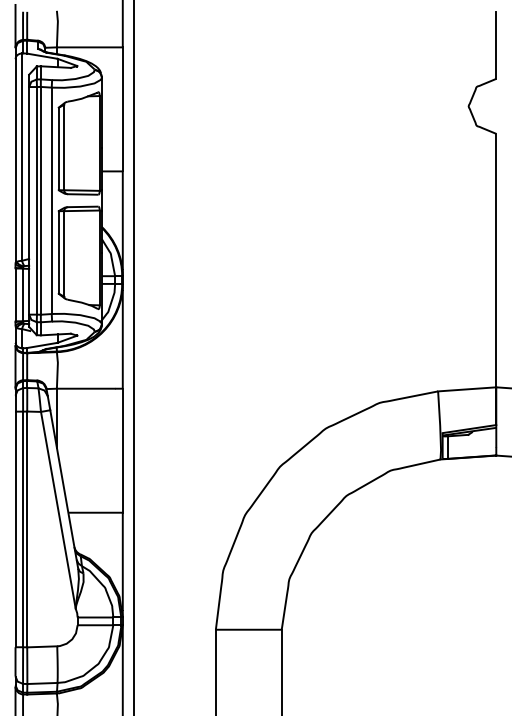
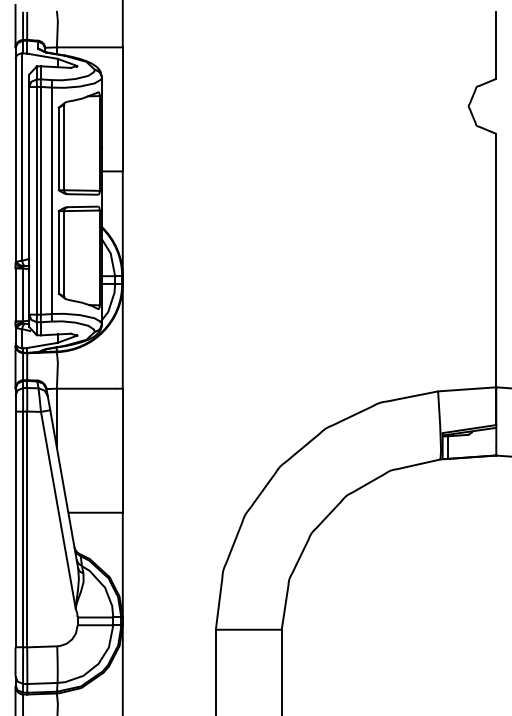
line: present -> none (134, 357)
